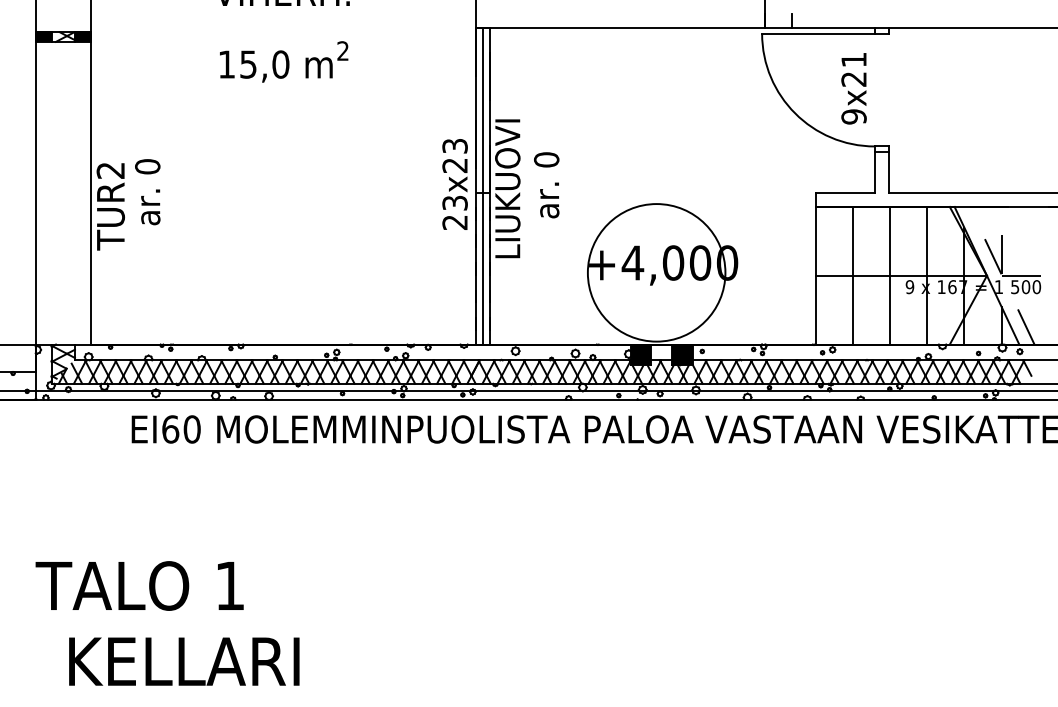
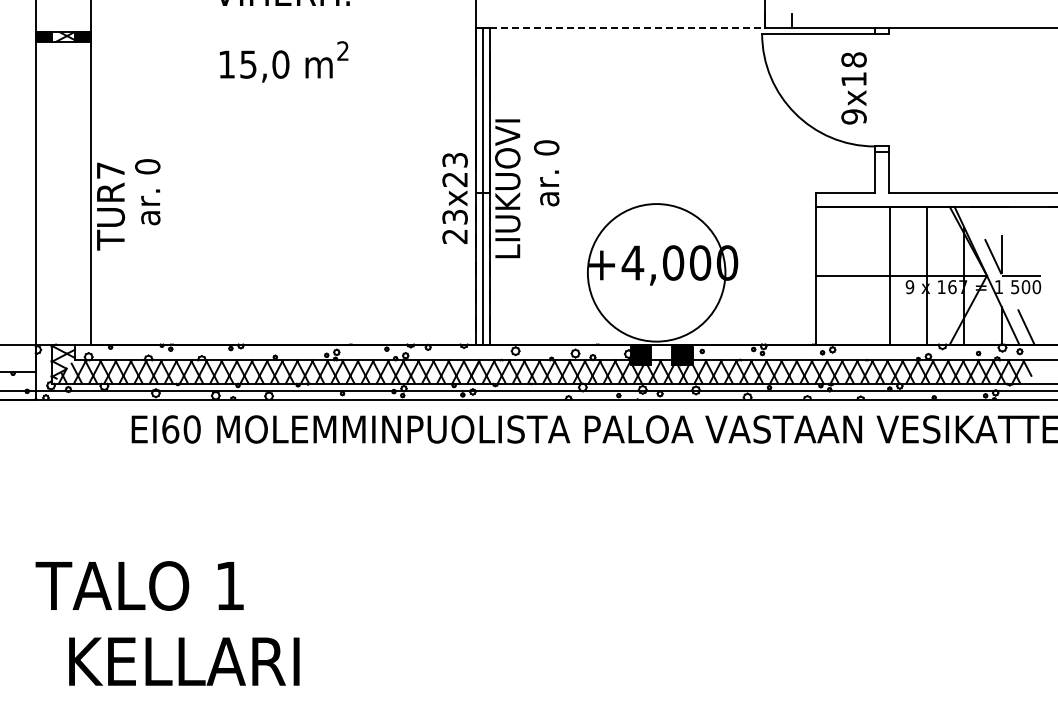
line: solid -> dashed (627, 28)
text: 9x21 -> 9x18 (853, 69)
text: TUR2 -> TUR7 (110, 170)
text position: (454, 184) -> (454, 198) (454, 198)
text position: (546, 185) -> (546, 173) (546, 173)
line: present -> none (852, 275)
